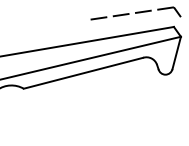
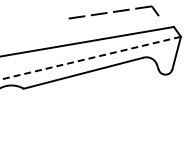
part position: (135, 13) -> (113, 12) (113, 12)
line: solid -> dashed (90, 58)
